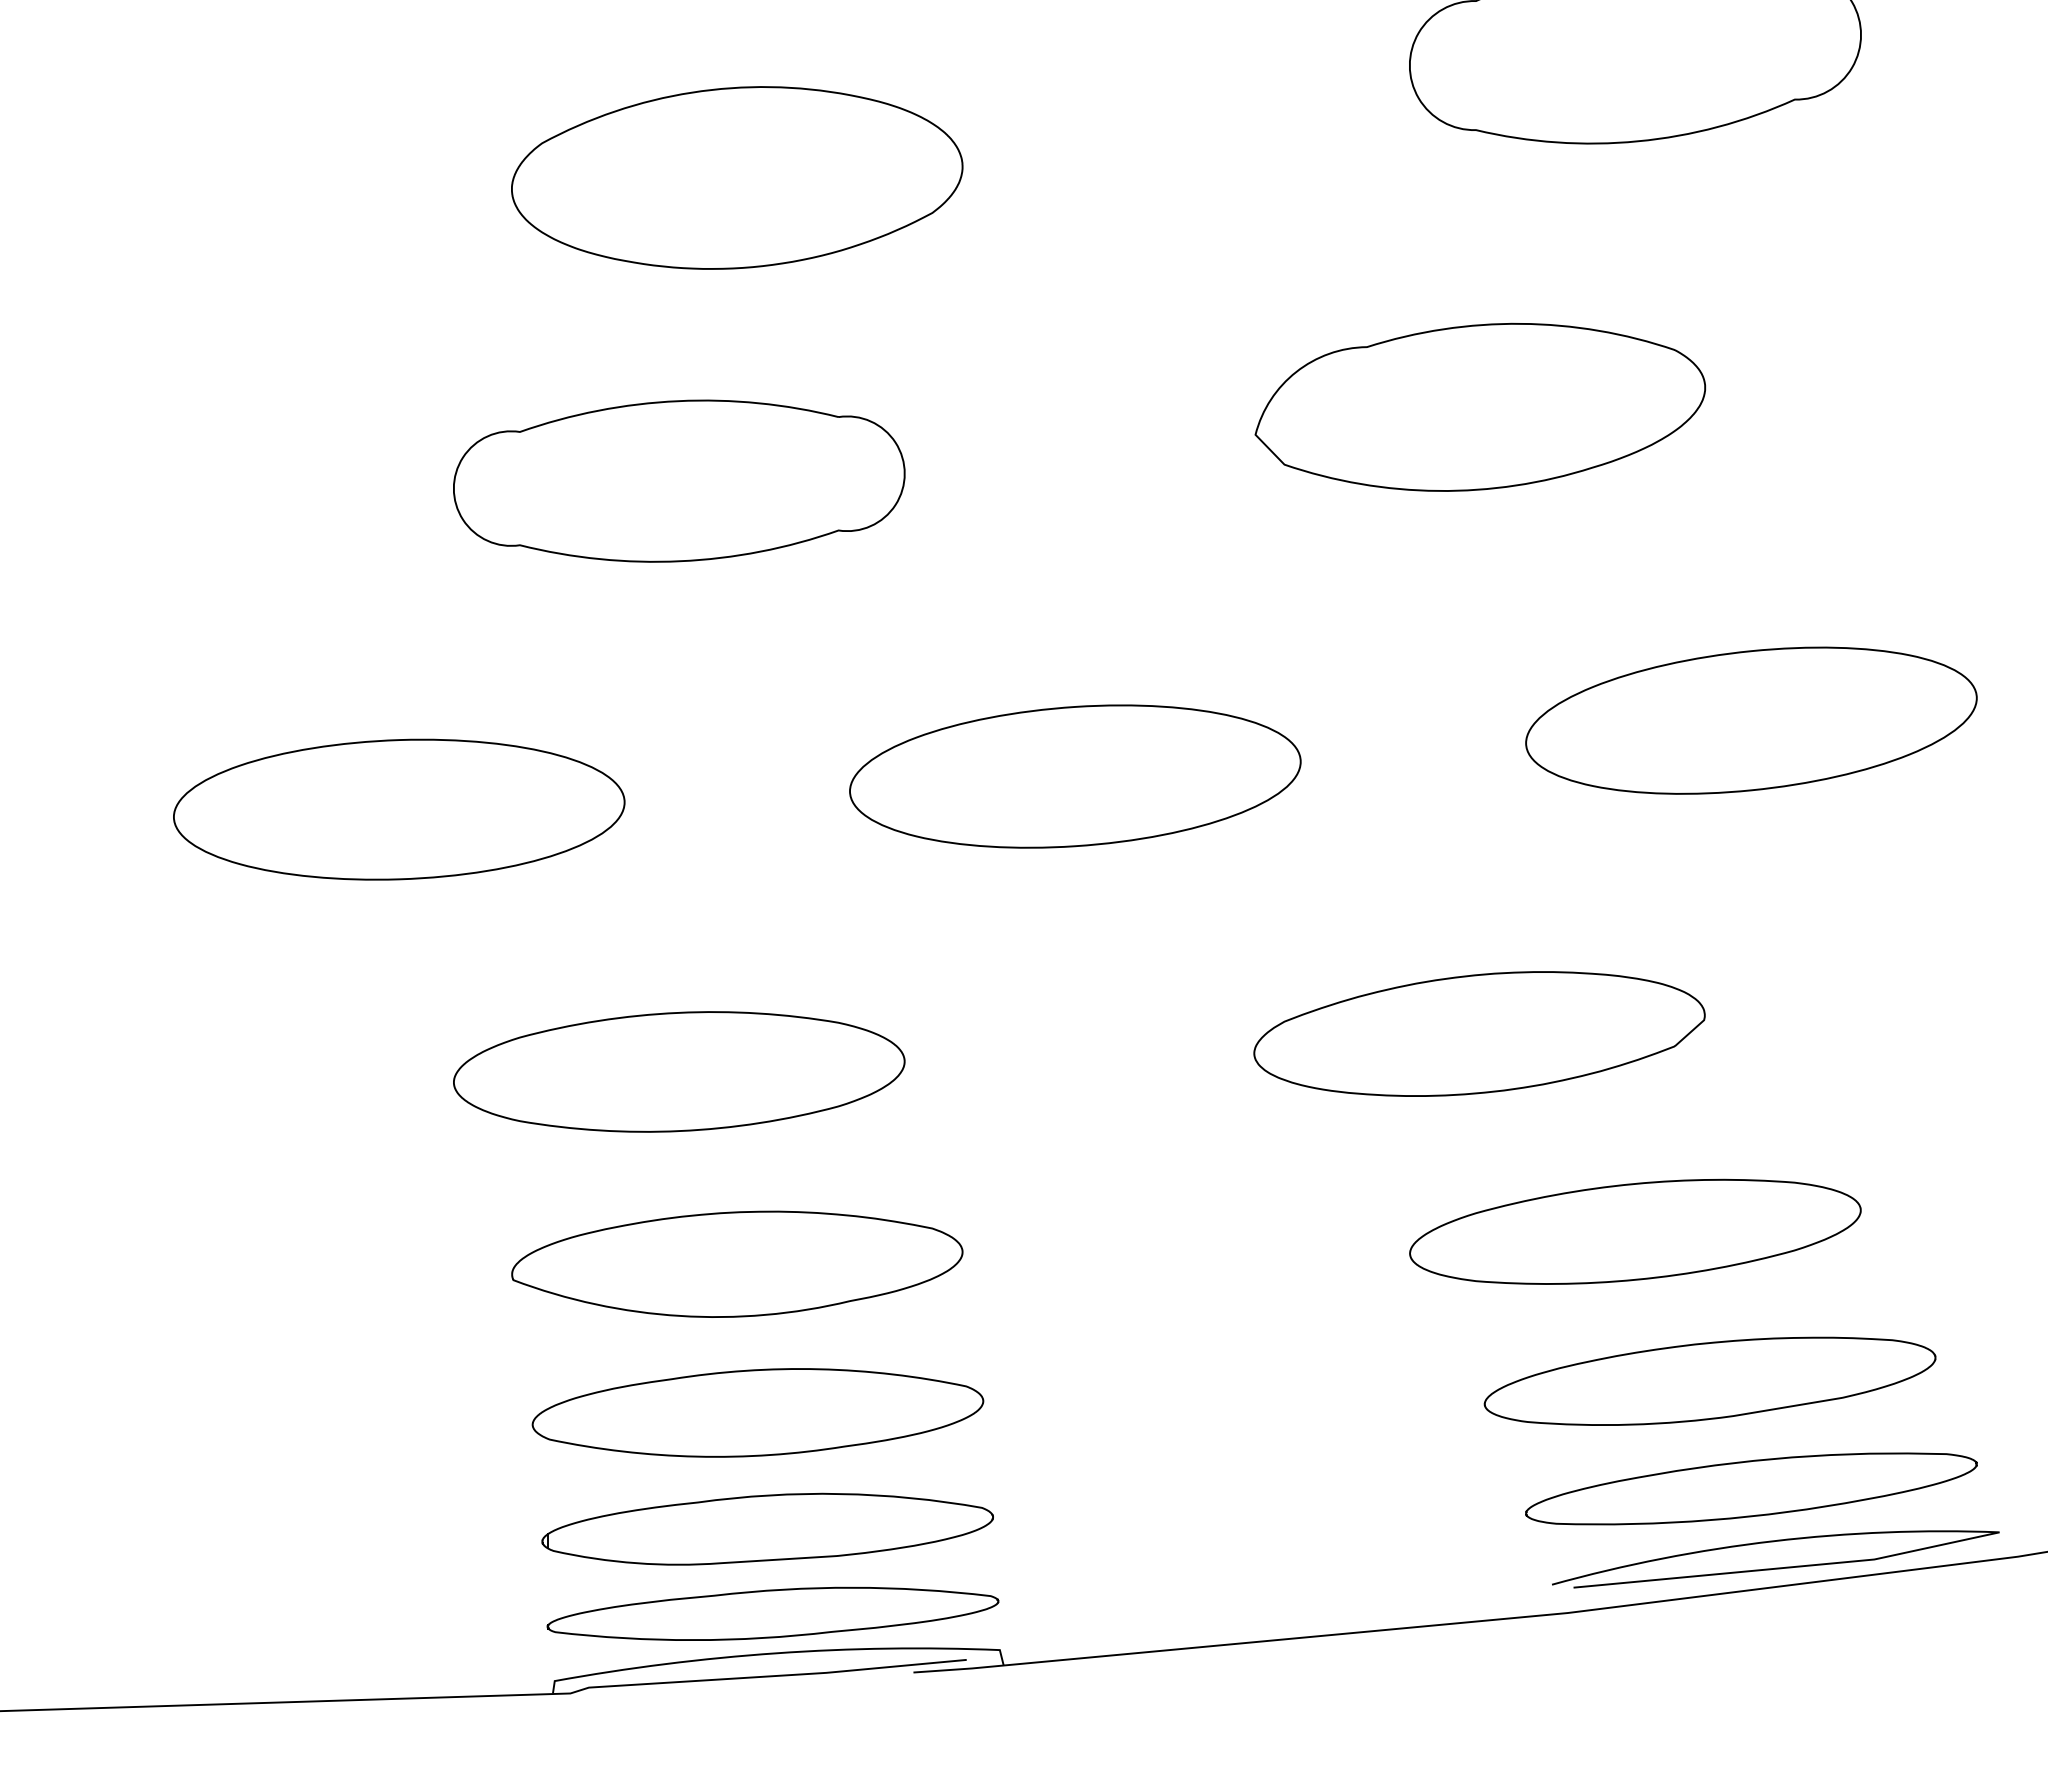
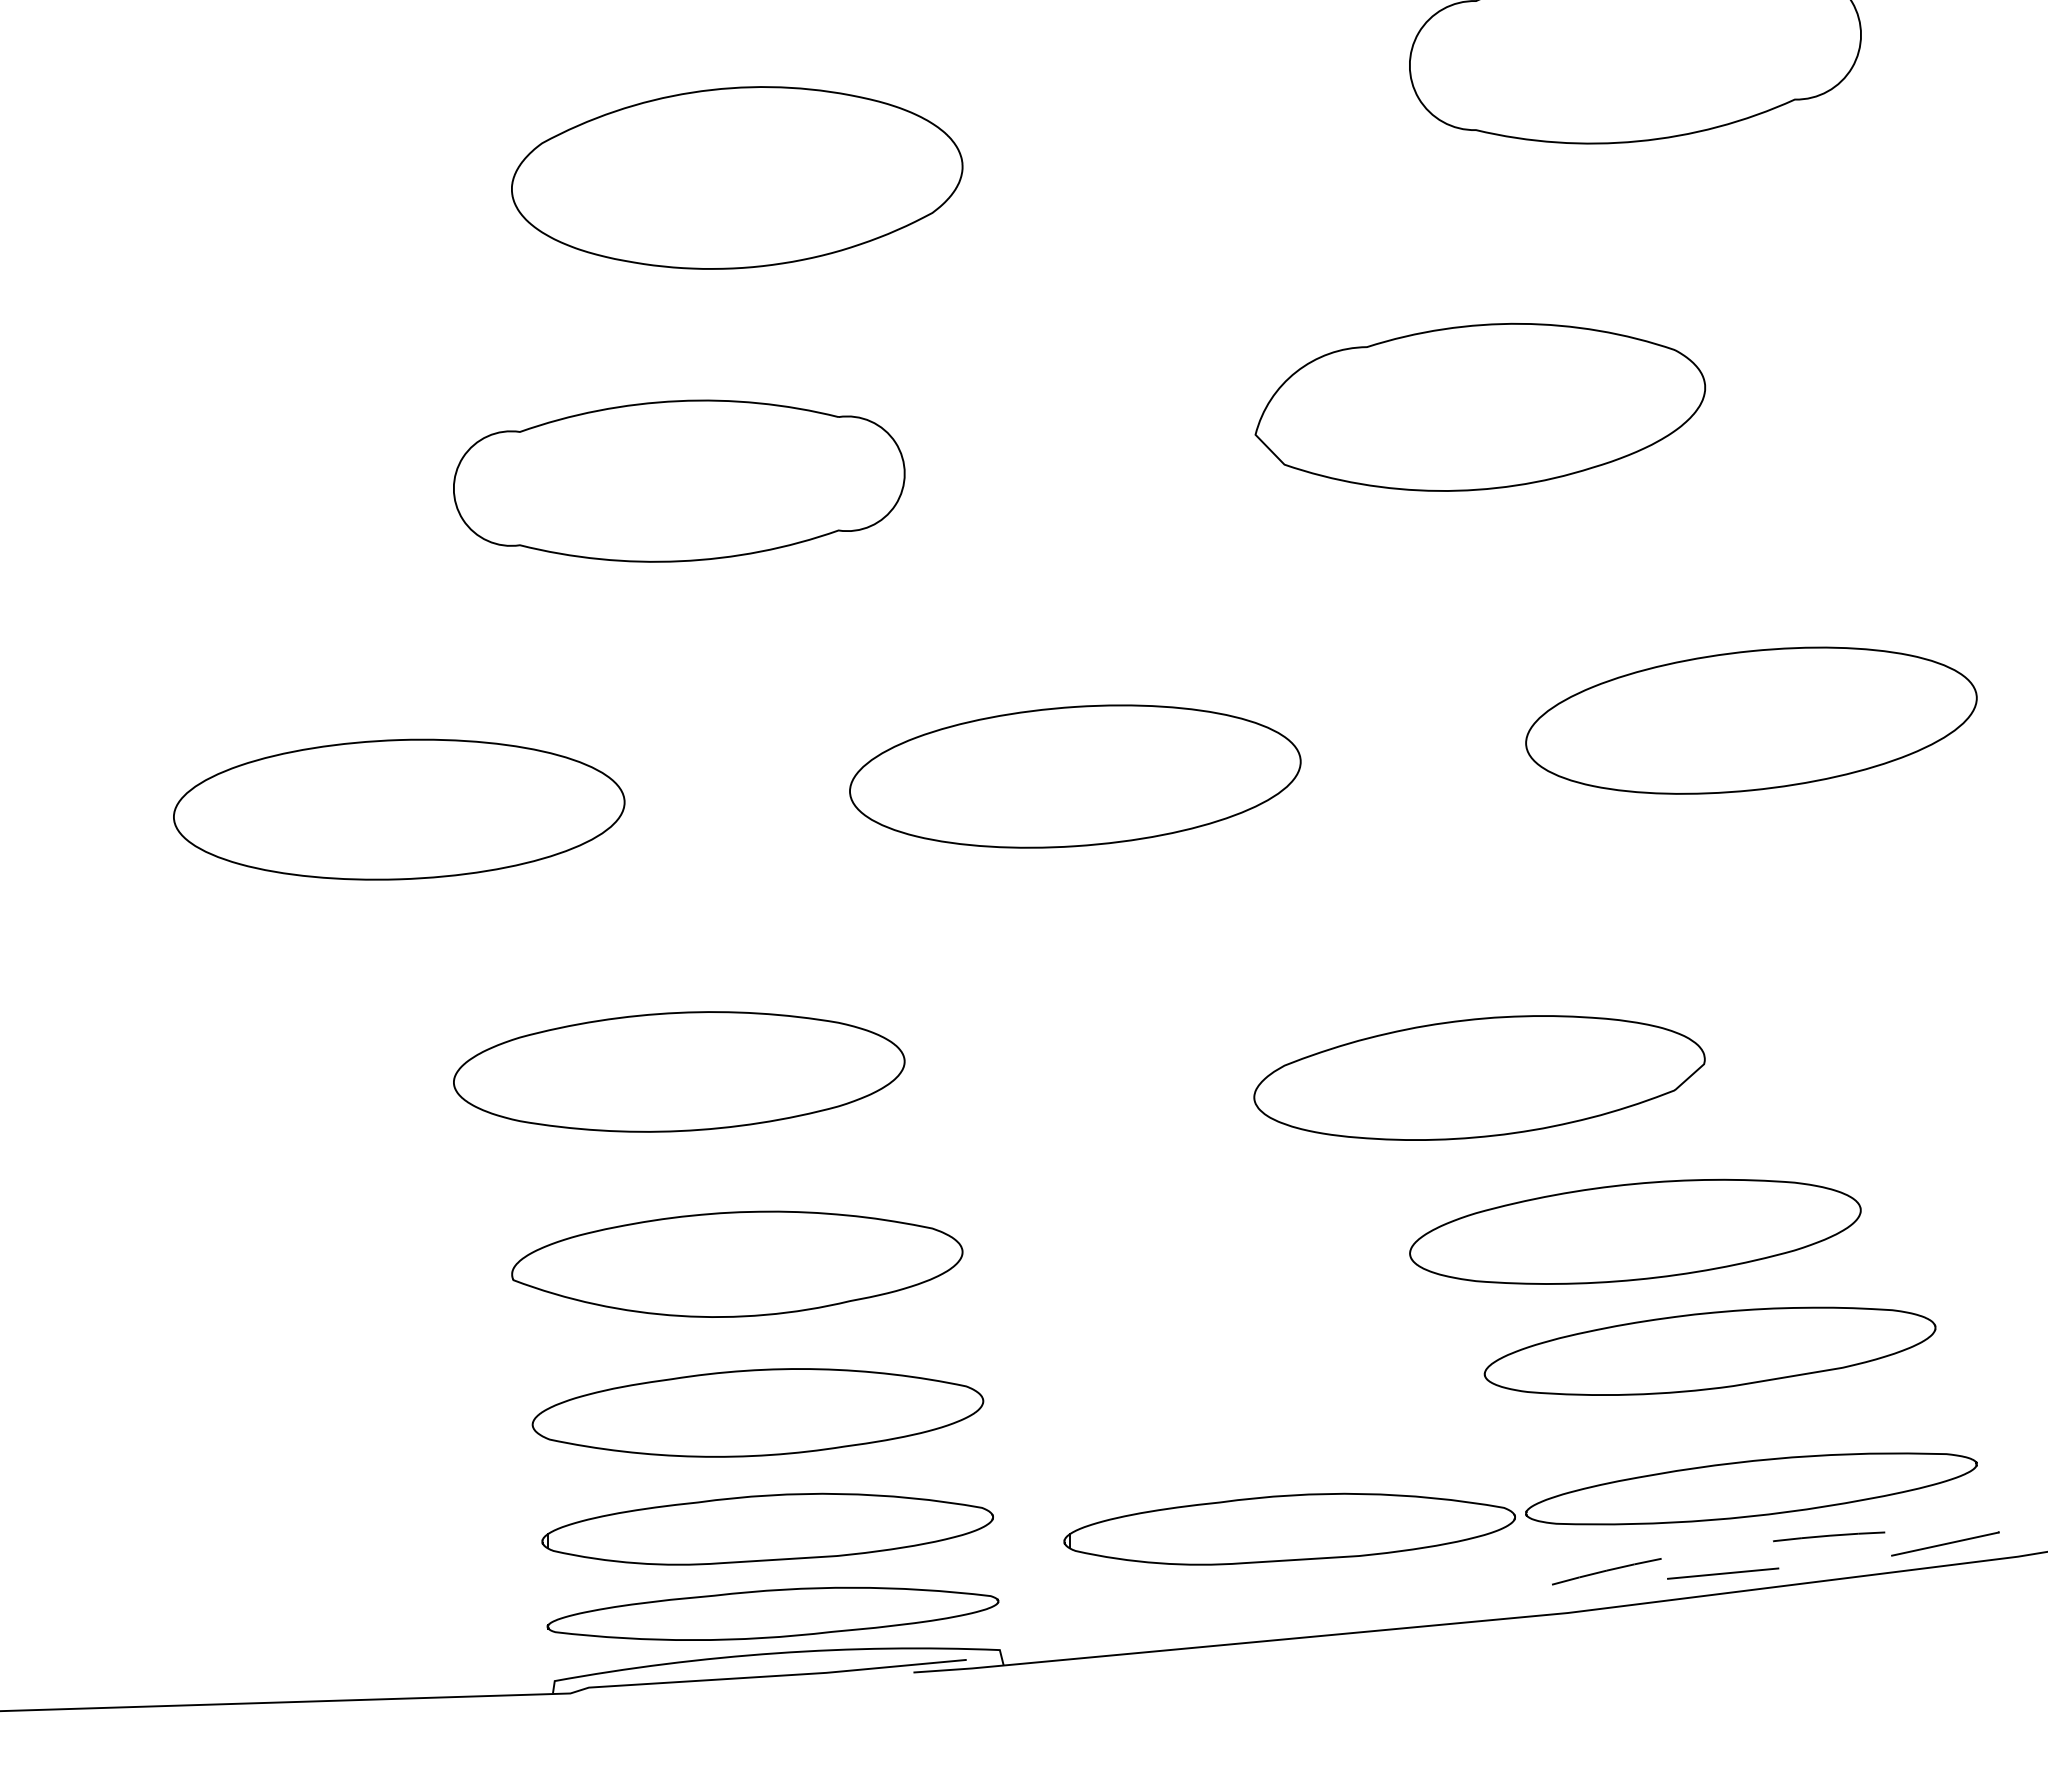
part position: (1479, 1033) -> (1479, 1077) (1479, 1077)
part position: (1709, 1380) -> (1709, 1350) (1709, 1350)
part: none -> present (1289, 1528)
line: solid -> dashed (1978, 1531)
